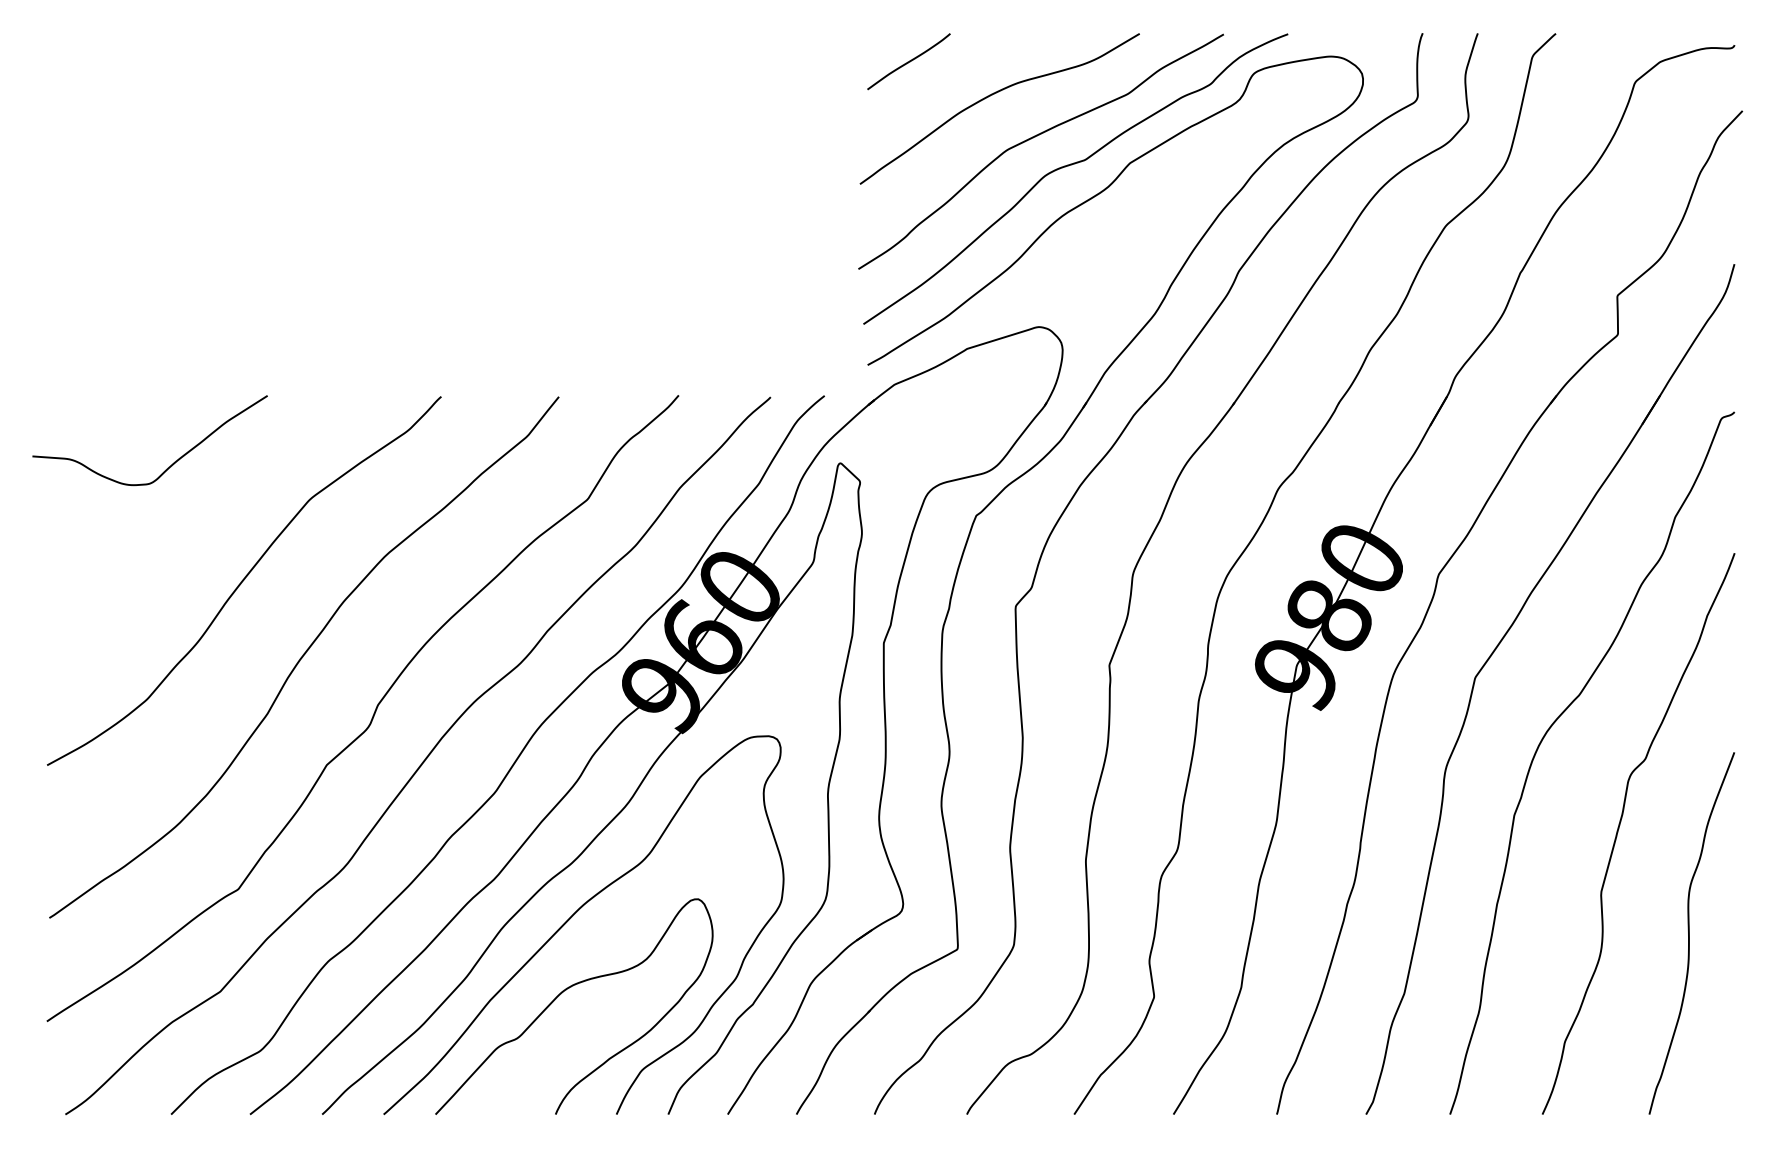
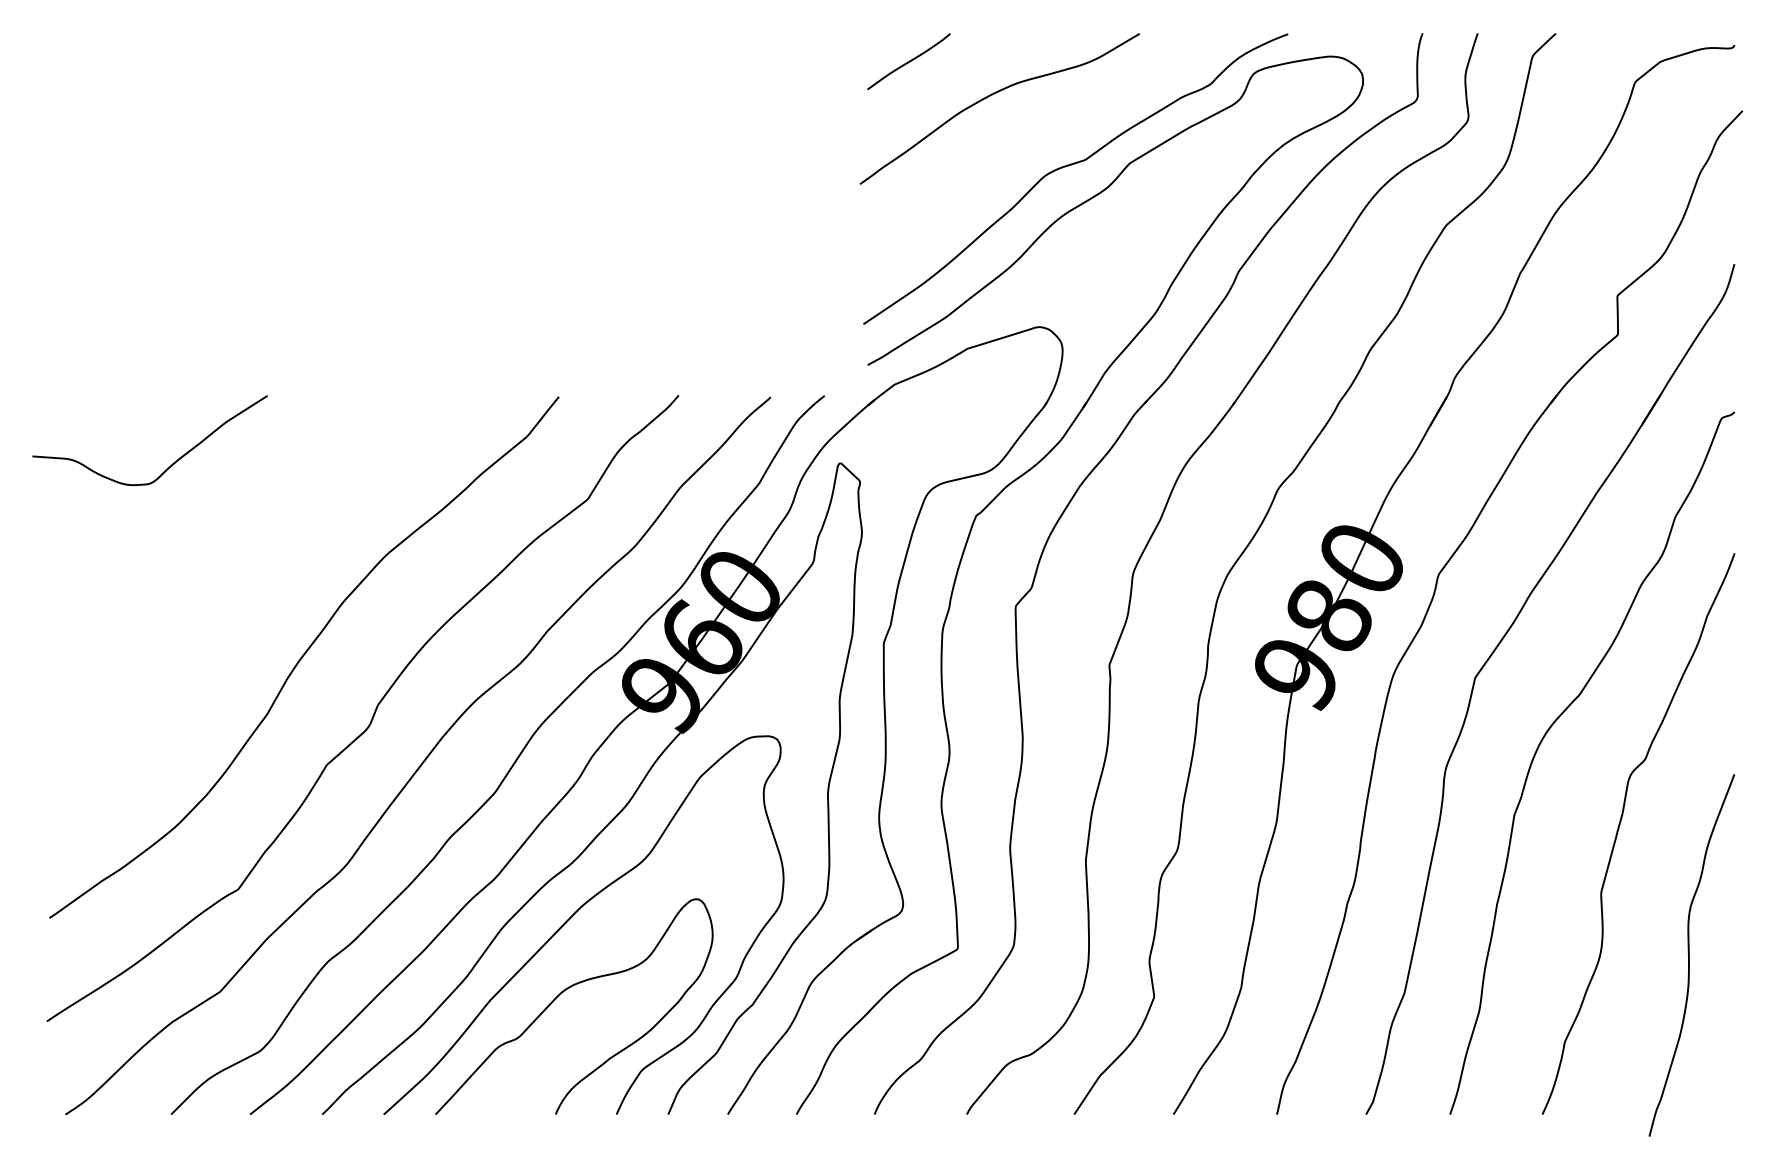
curve: present -> none (1033, 138)
curve: present -> none (244, 580)
curve position: (1689, 933) -> (1689, 955) (1689, 955)
